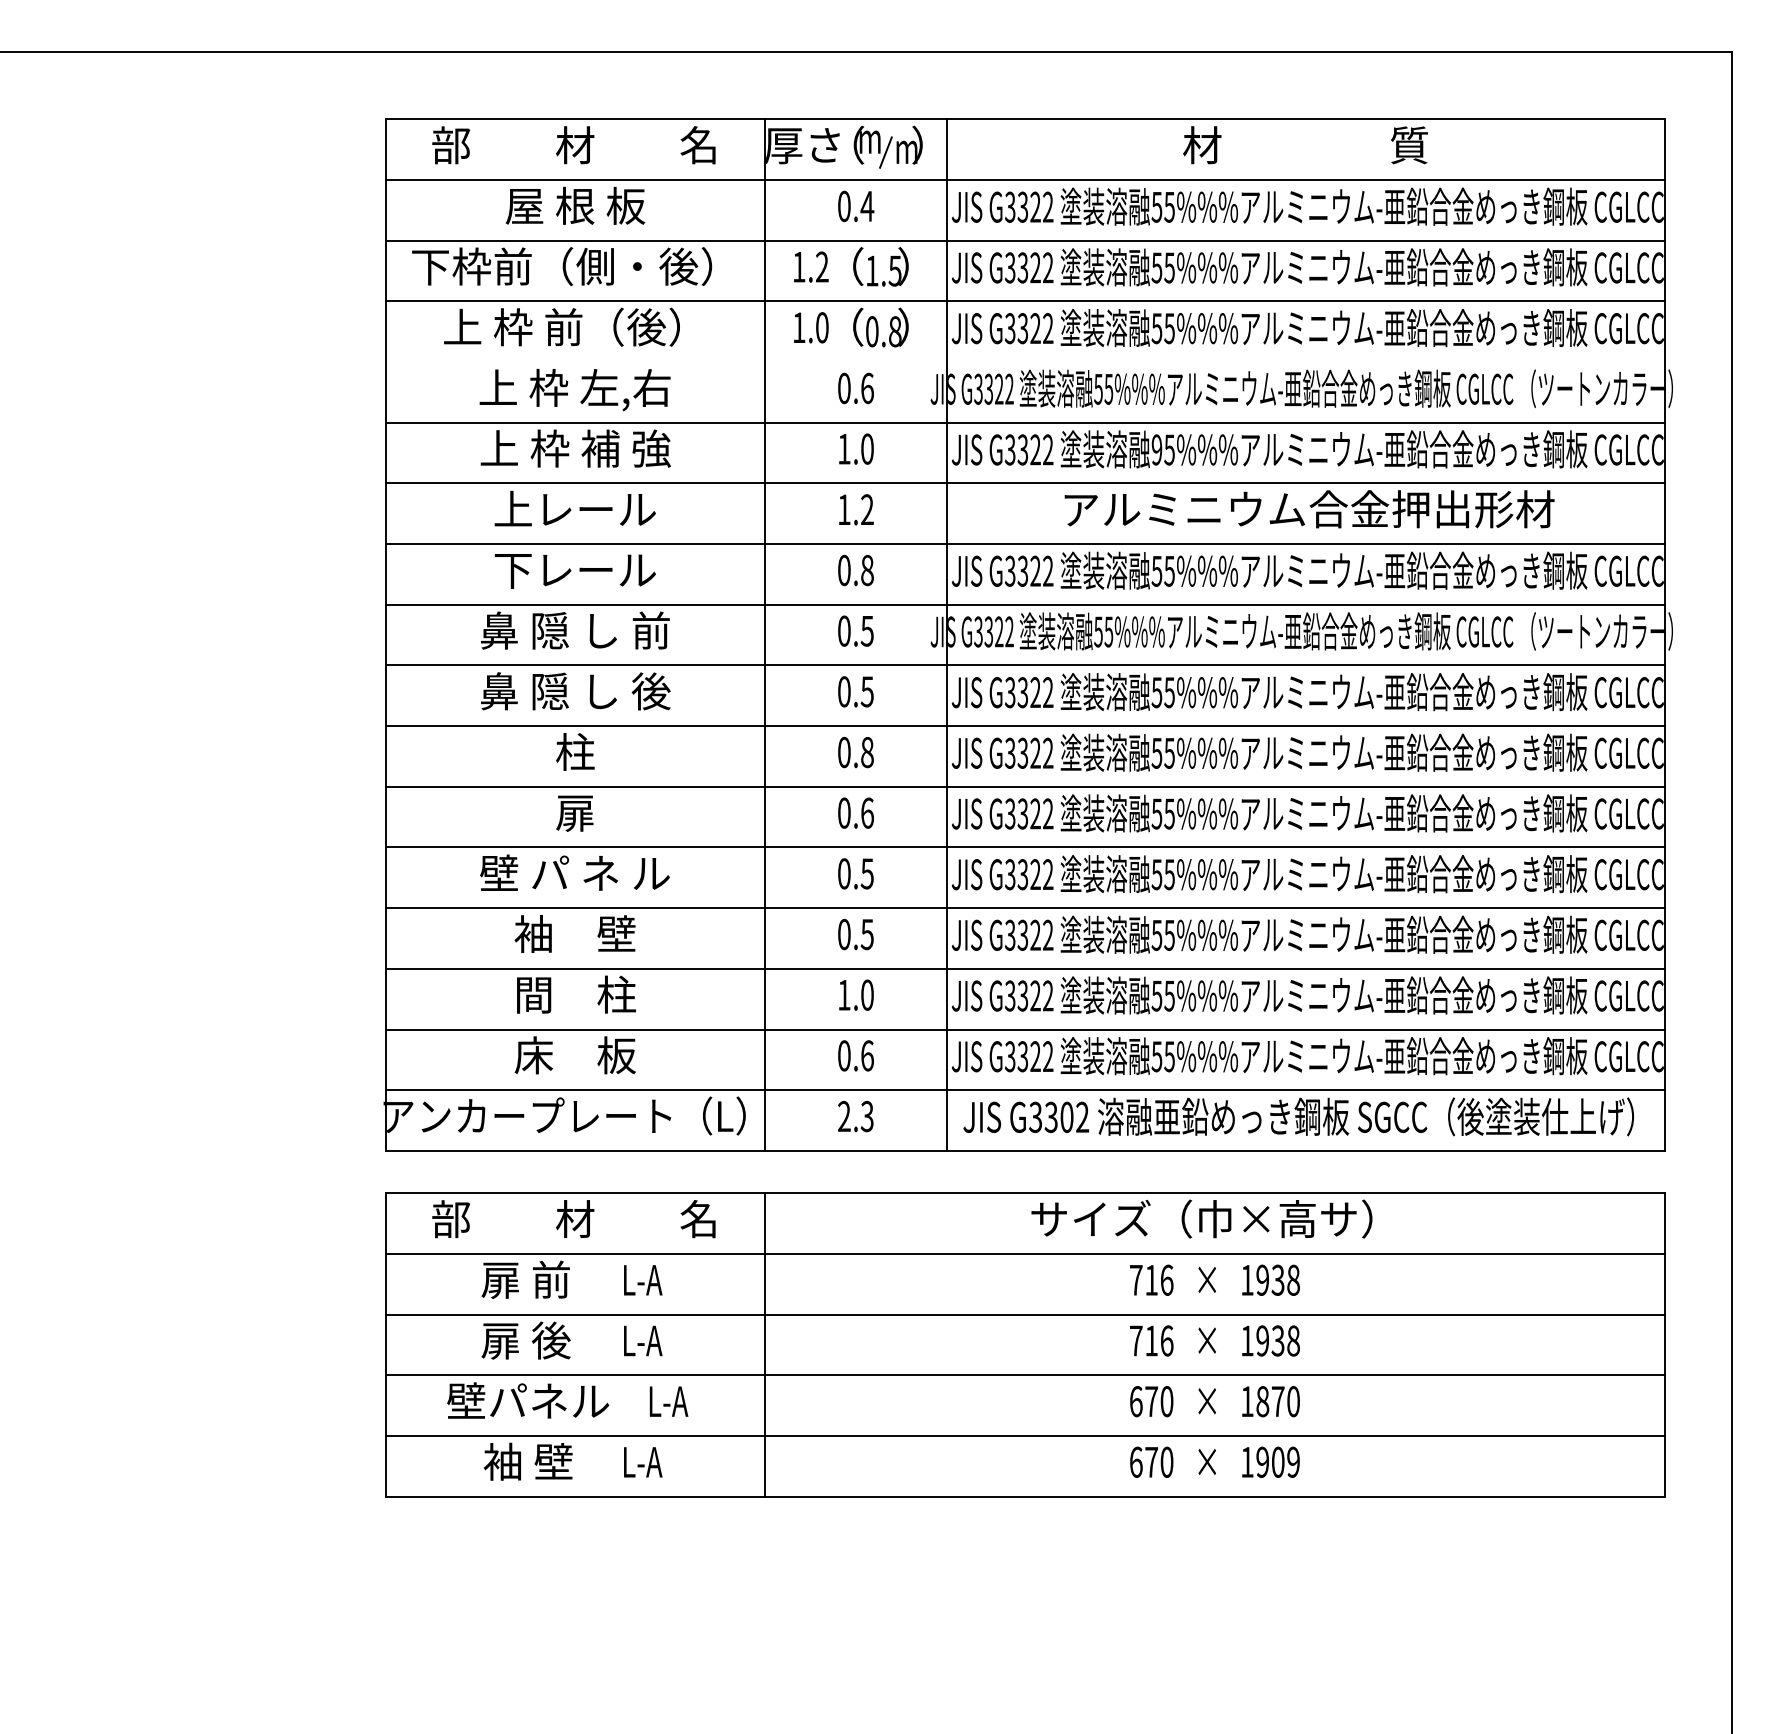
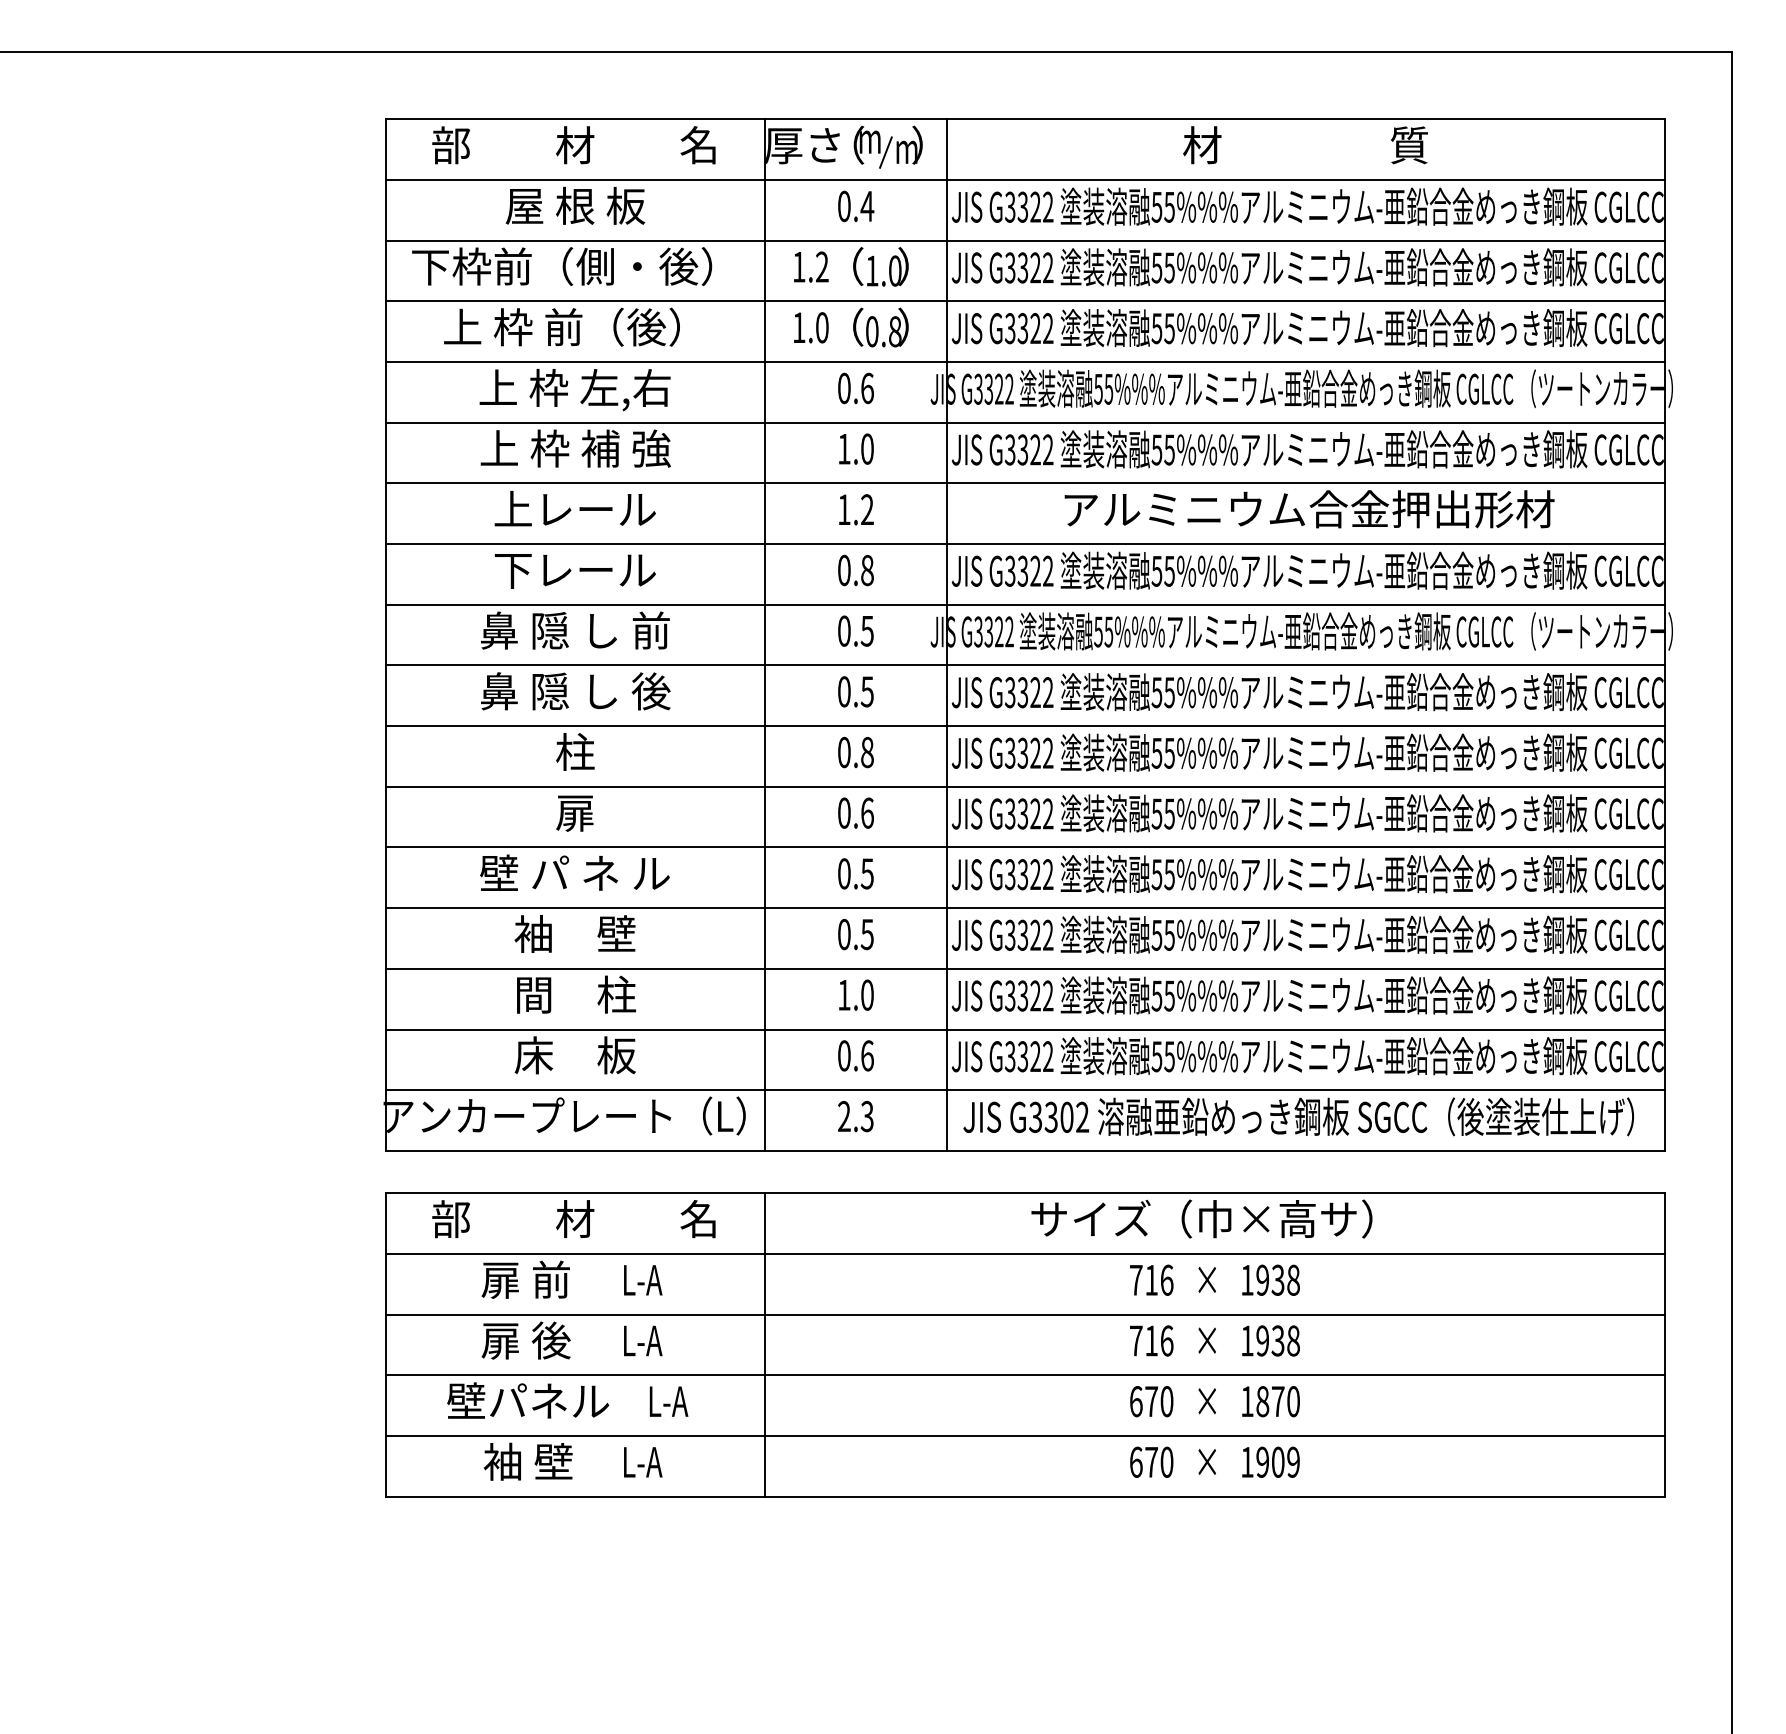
text: 1.5 -> 1.0 (894, 270)
line: none -> present (1025, 362)
text: 95%%% -> 55%%% (1156, 449)
